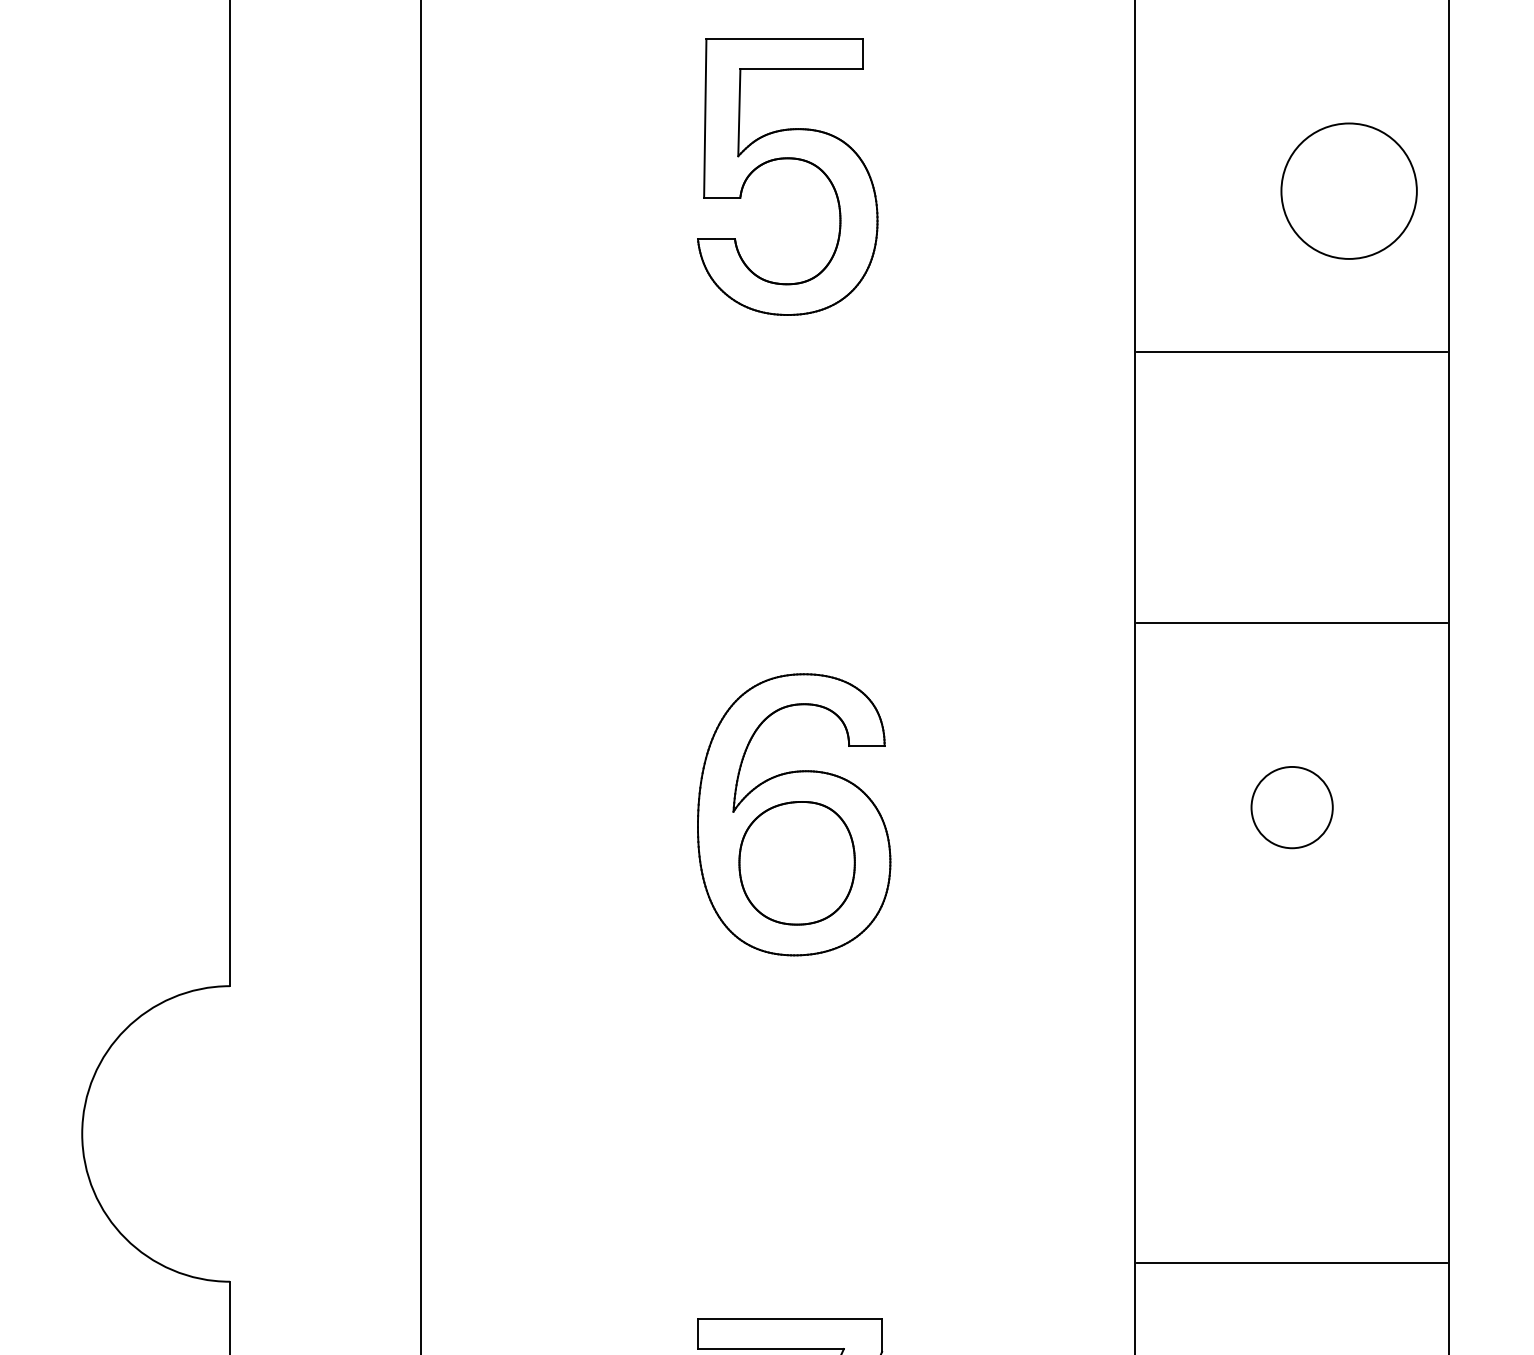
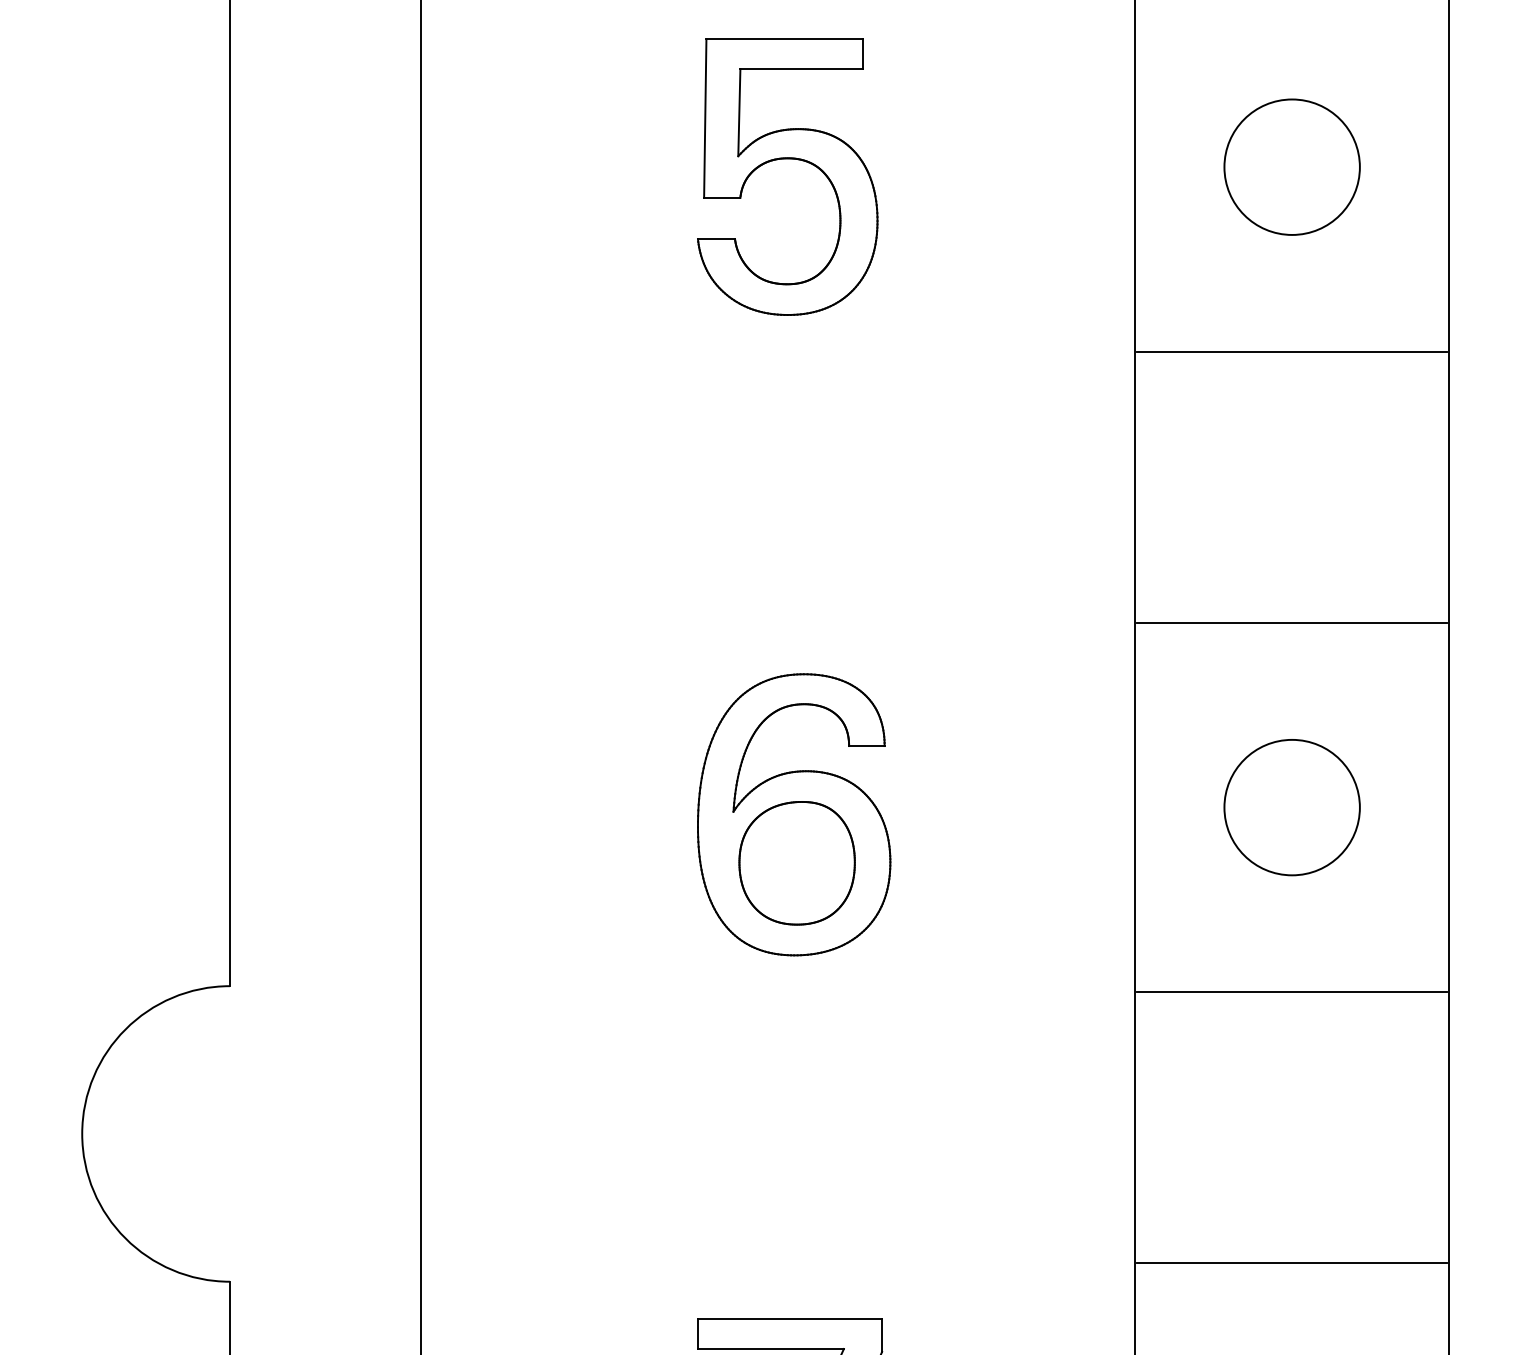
circle position: (1348, 190) -> (1291, 166) (1291, 166)
circle diameter: 81 px -> 135 px (1291, 807)
line: none -> present (1291, 992)
